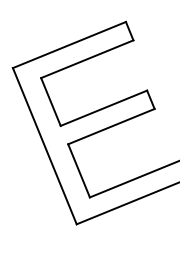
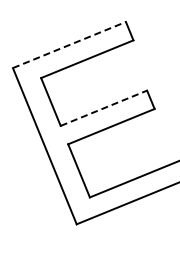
line: solid -> dashed (69, 44)
line: solid -> dashed (103, 108)
